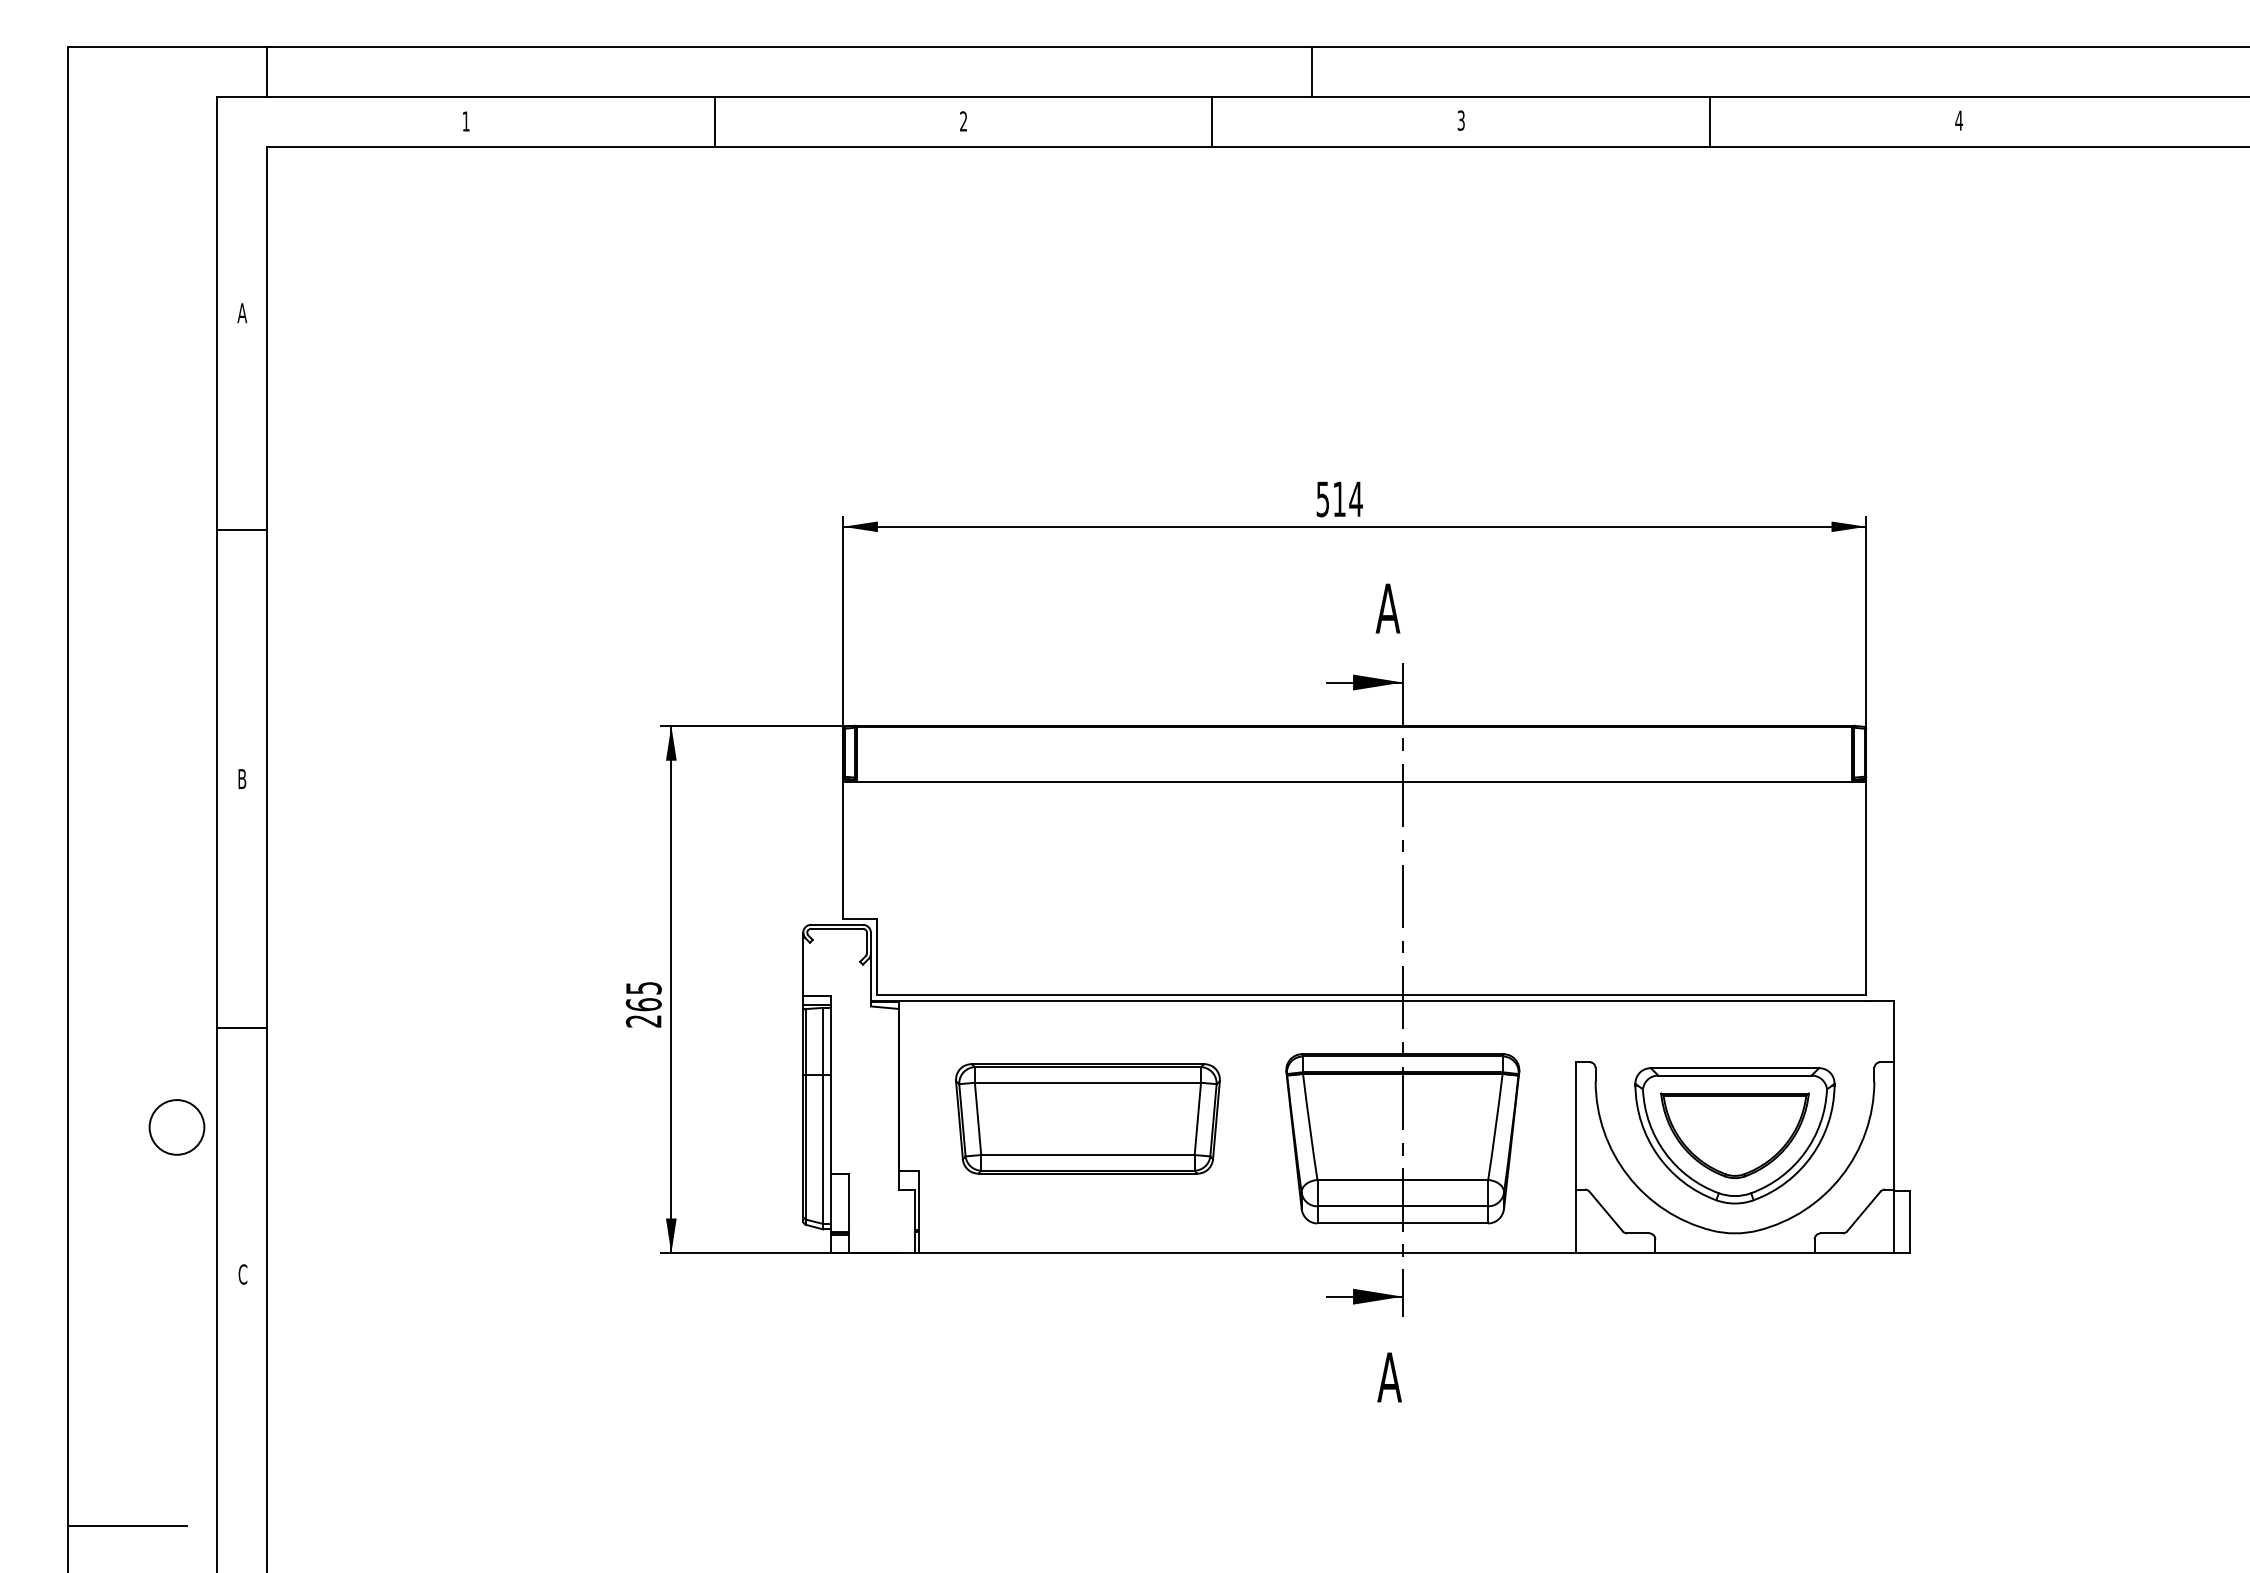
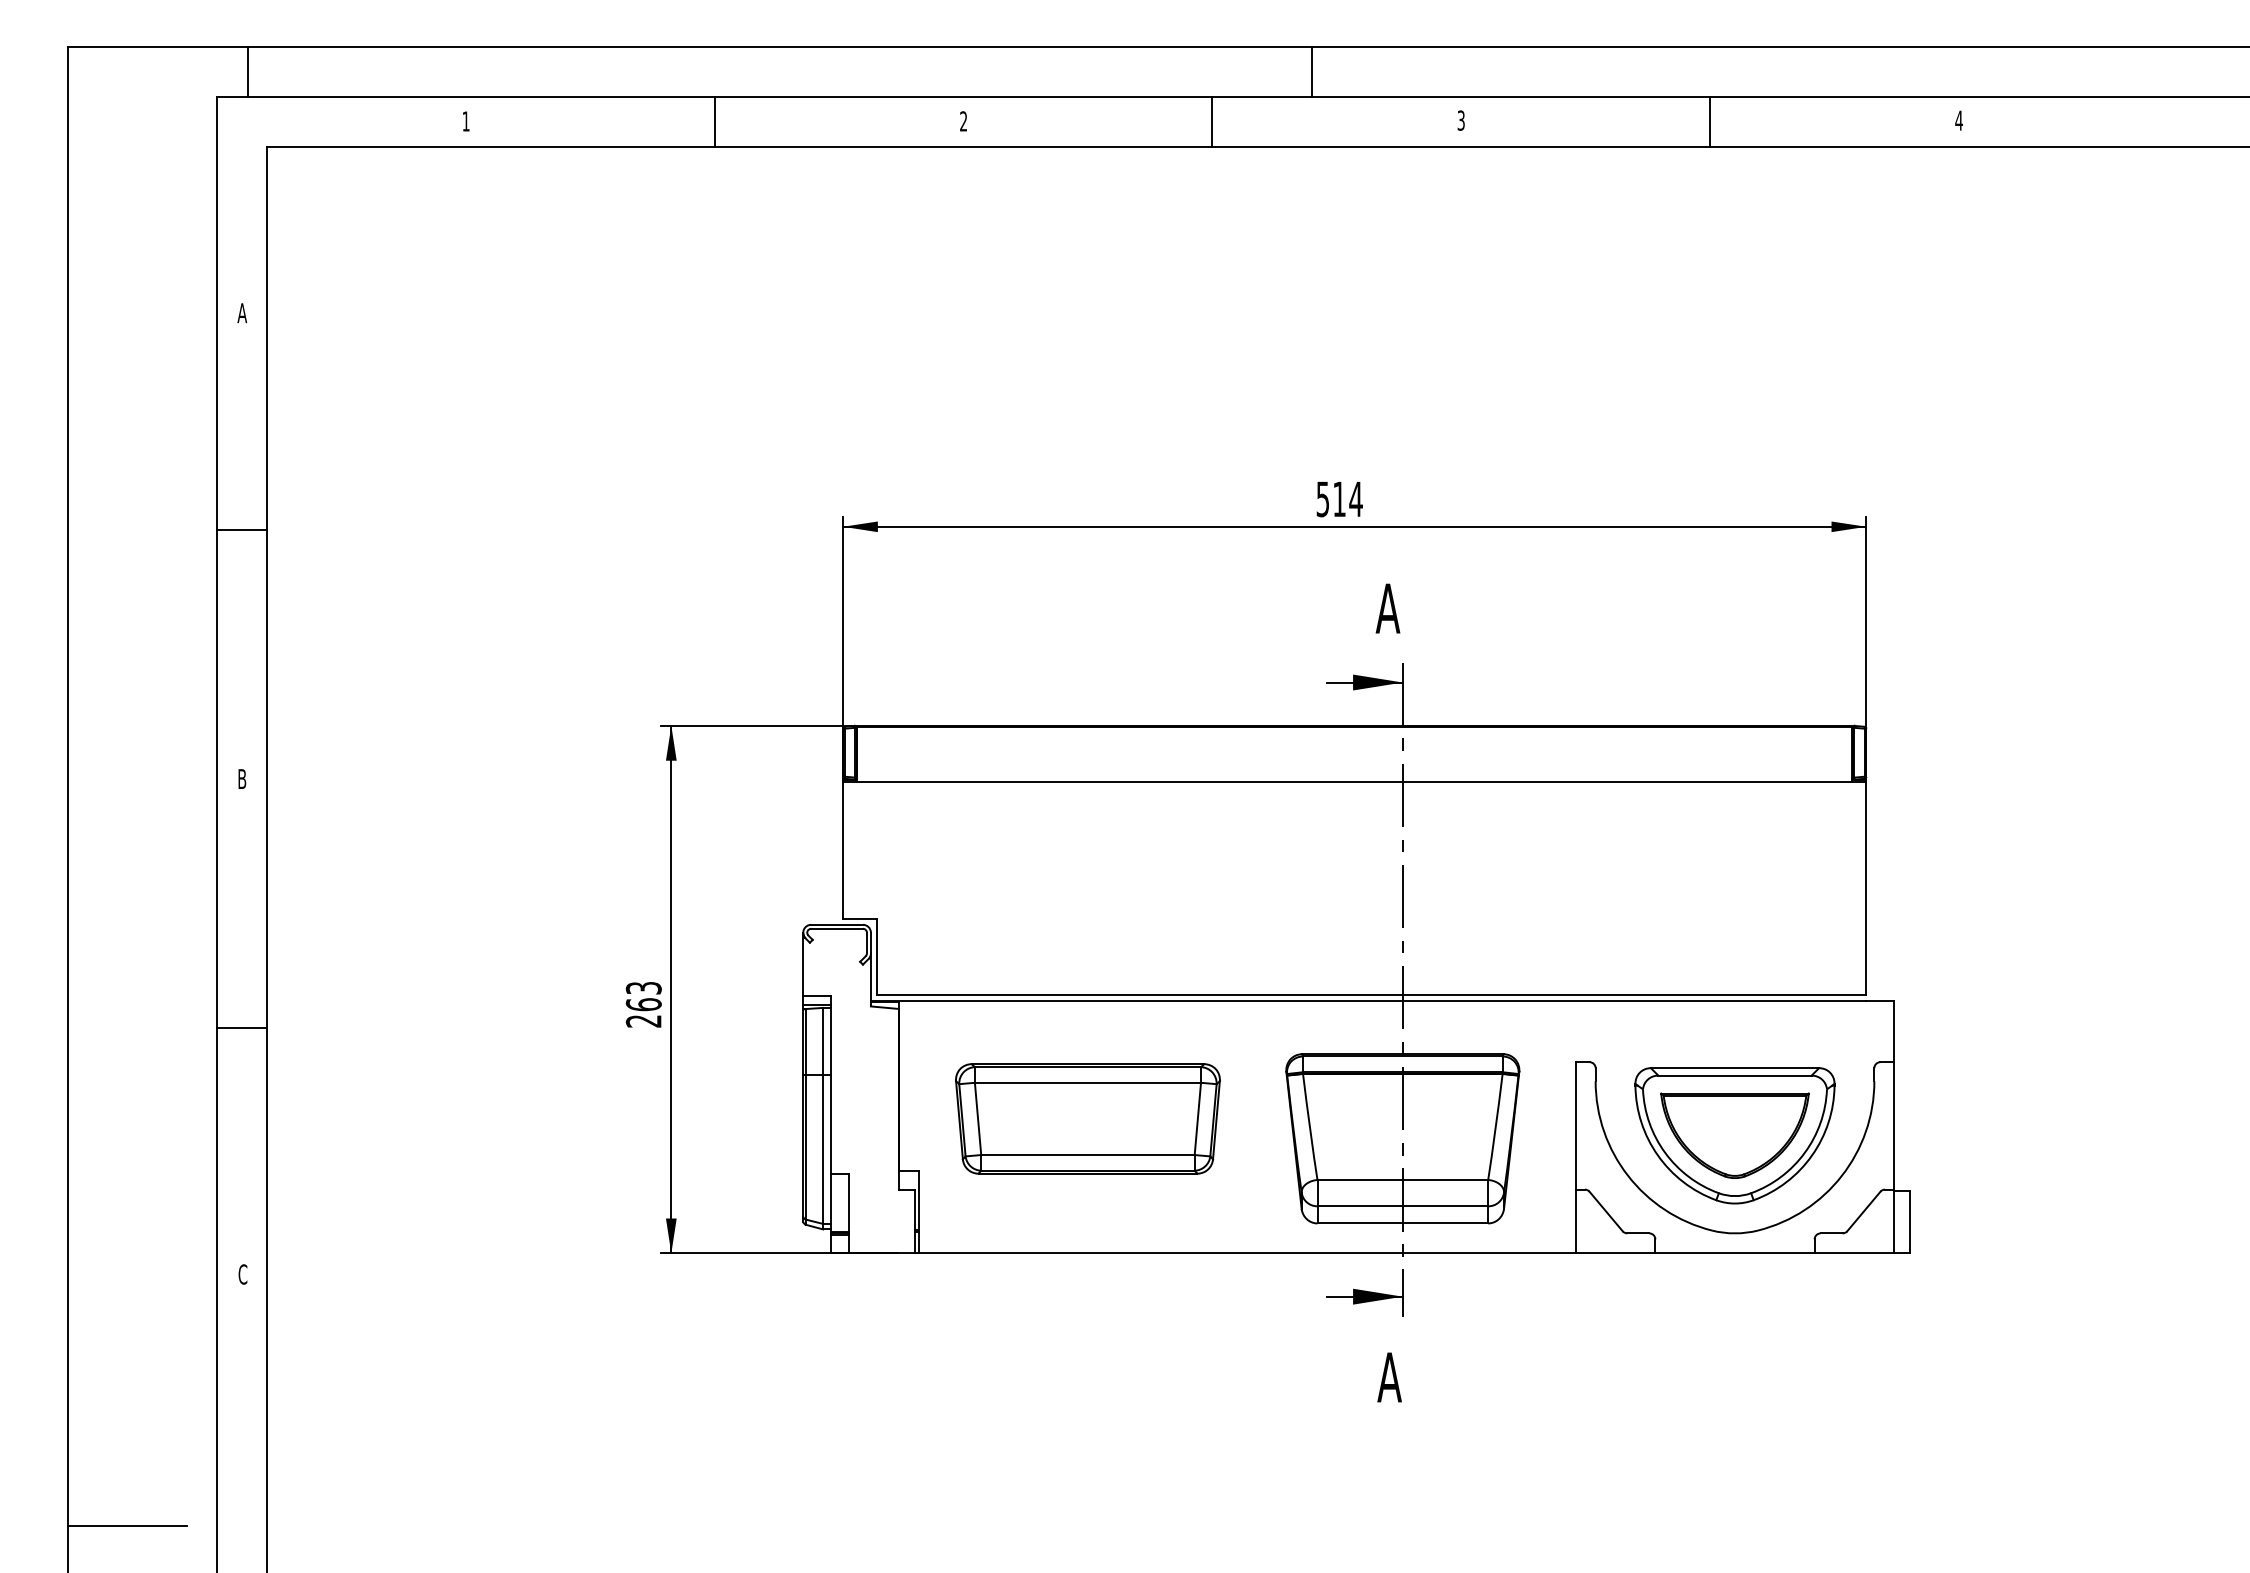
line position: (266, 72) -> (247, 72) (247, 72)
text: 265 -> 263 (643, 987)
circle: present -> none (176, 1127)
